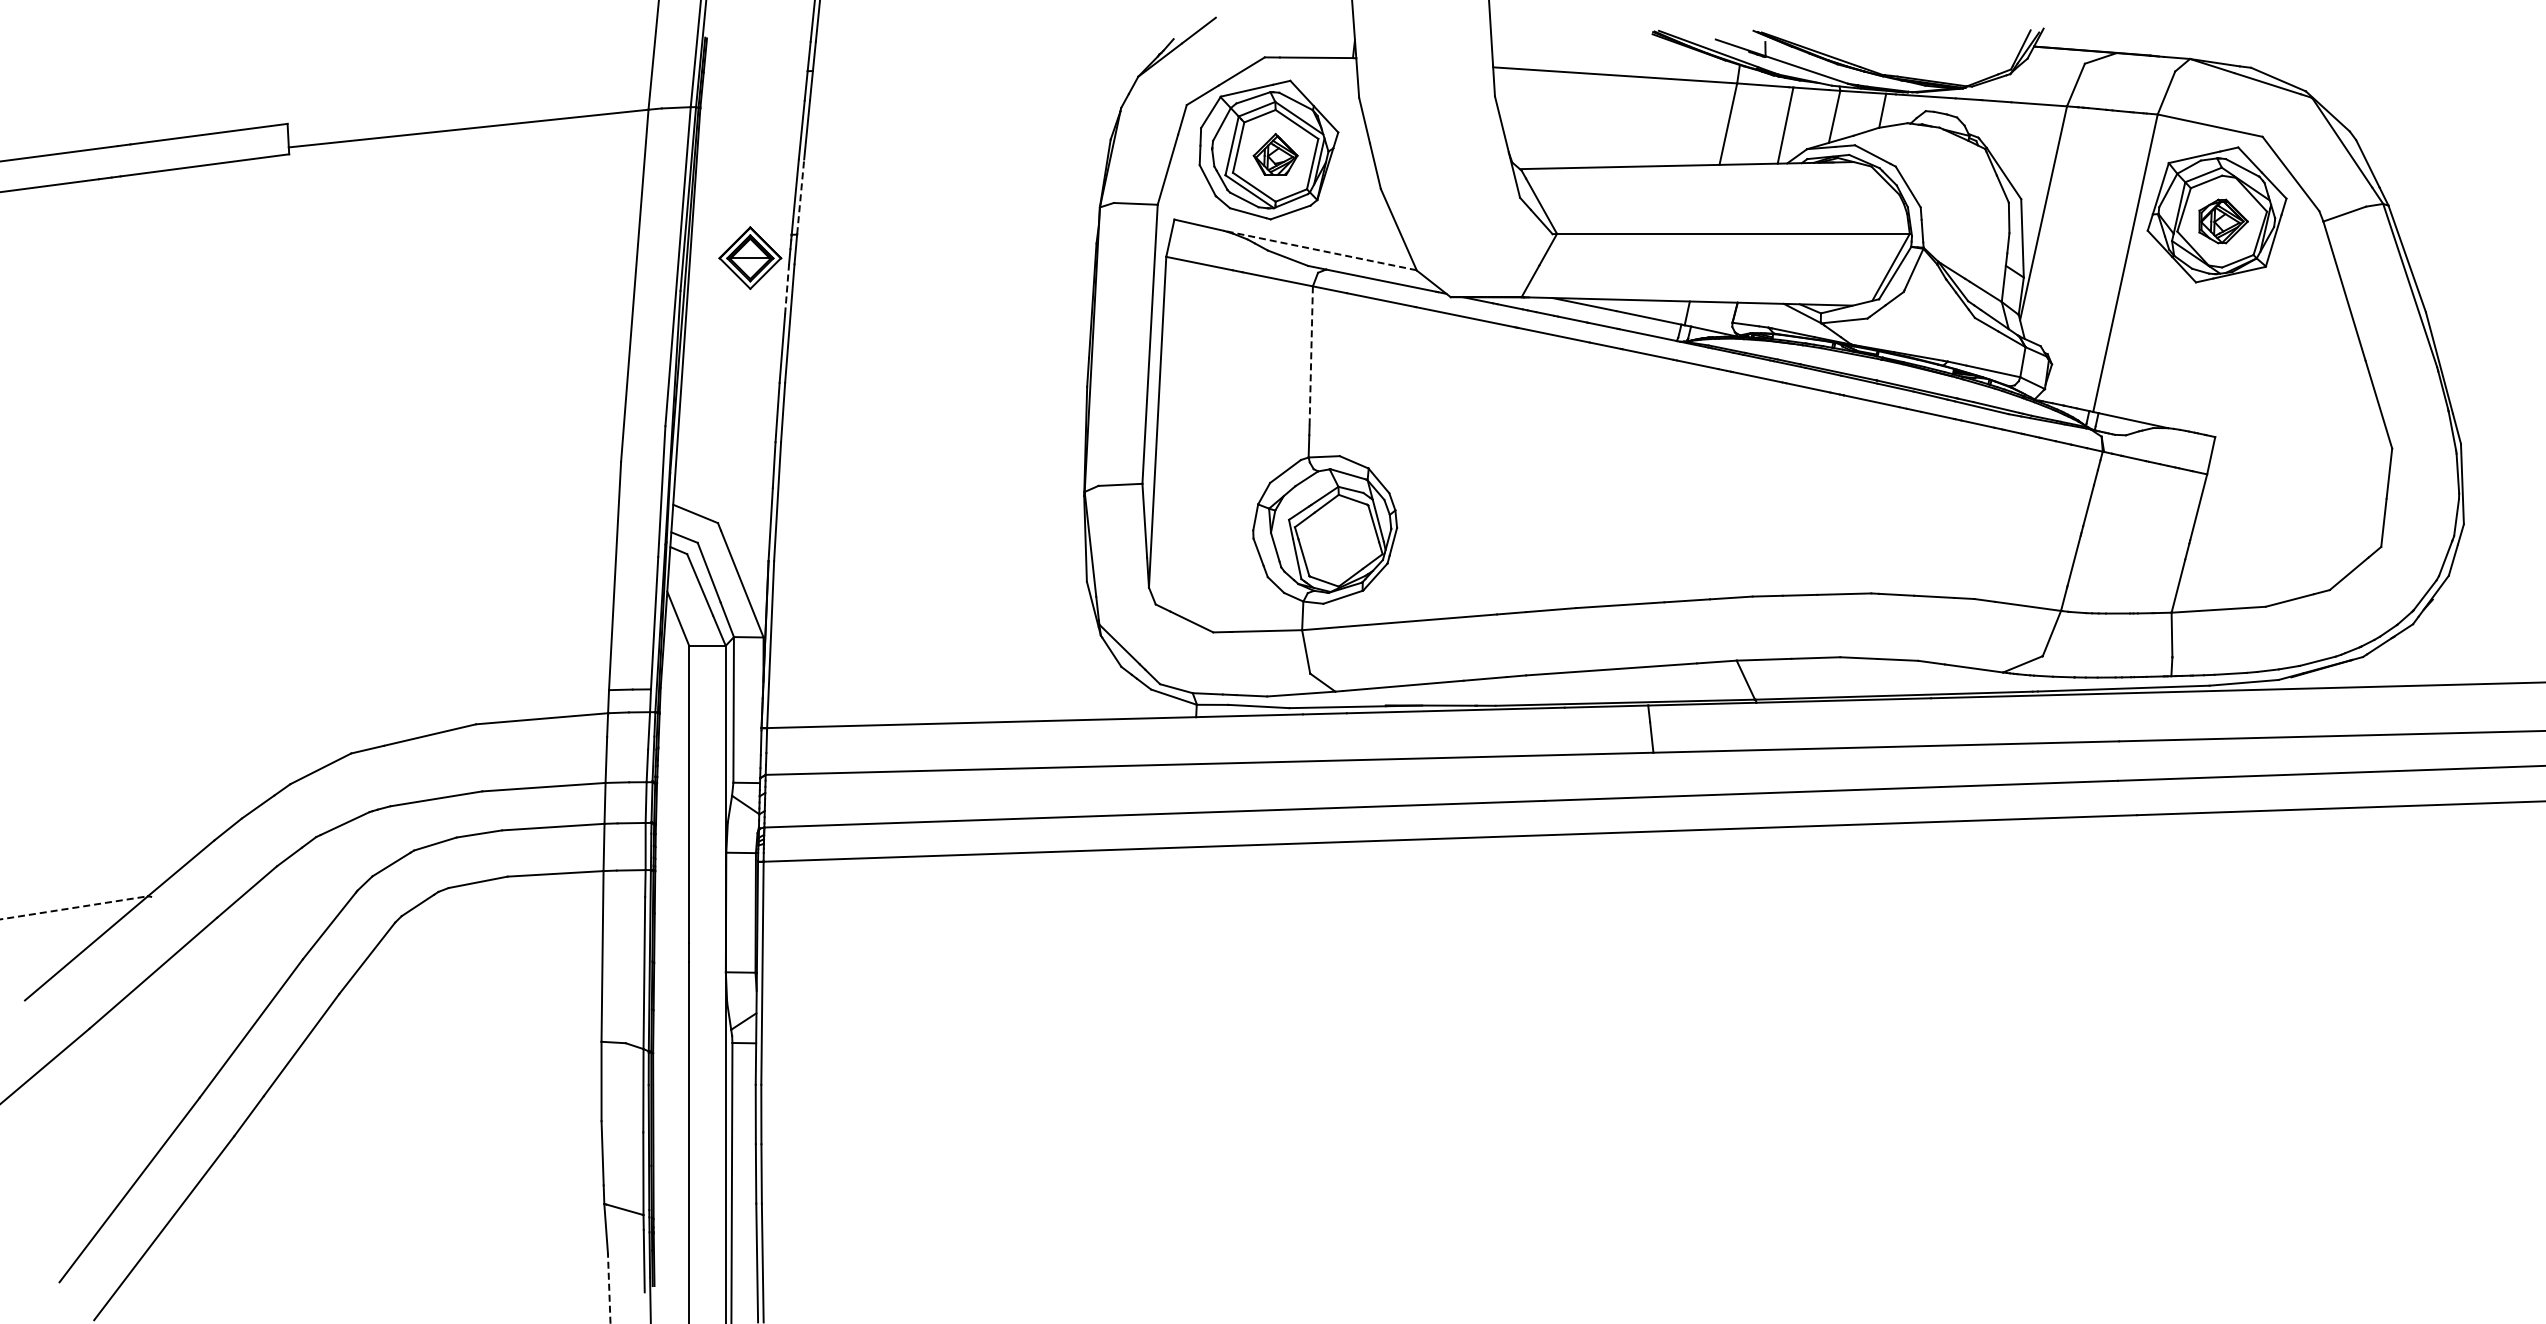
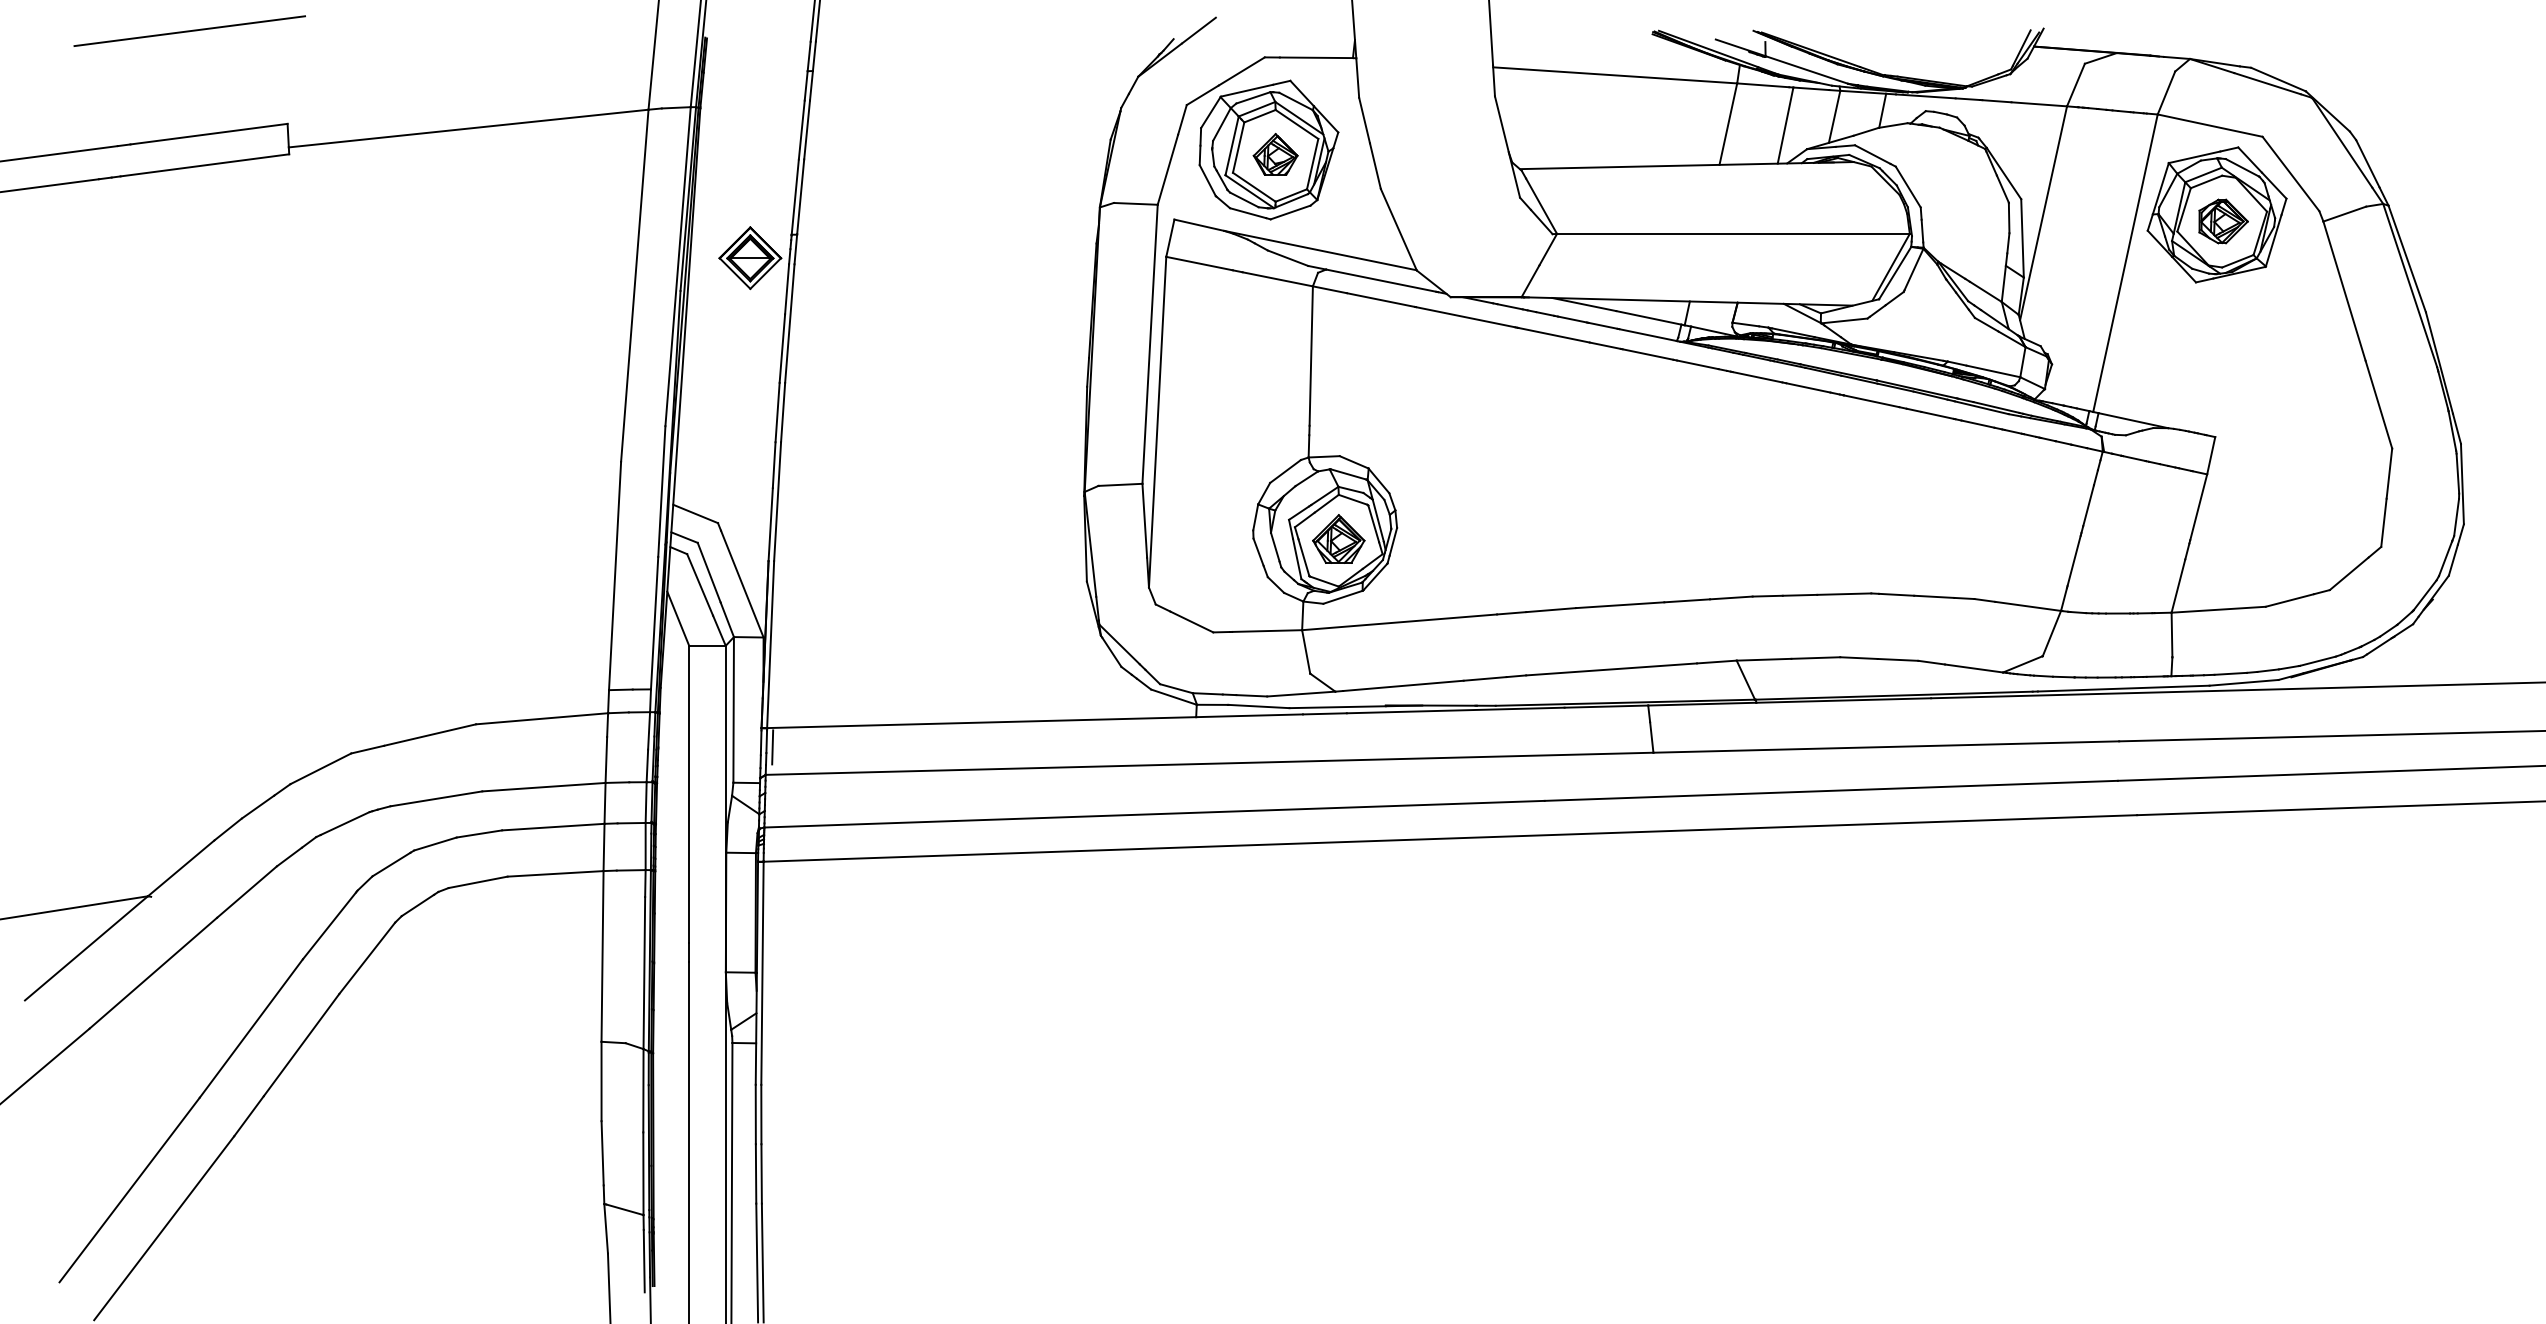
line: none -> present (189, 31)
line: dashed -> solid (800, 196)
line: dashed -> solid (1320, 250)
line: dashed -> solid (787, 288)
line: dashed -> solid (1311, 356)
part: none -> present (1338, 538)
line: none -> present (772, 747)
line: dashed -> solid (74, 907)
line: dashed -> solid (609, 1288)
